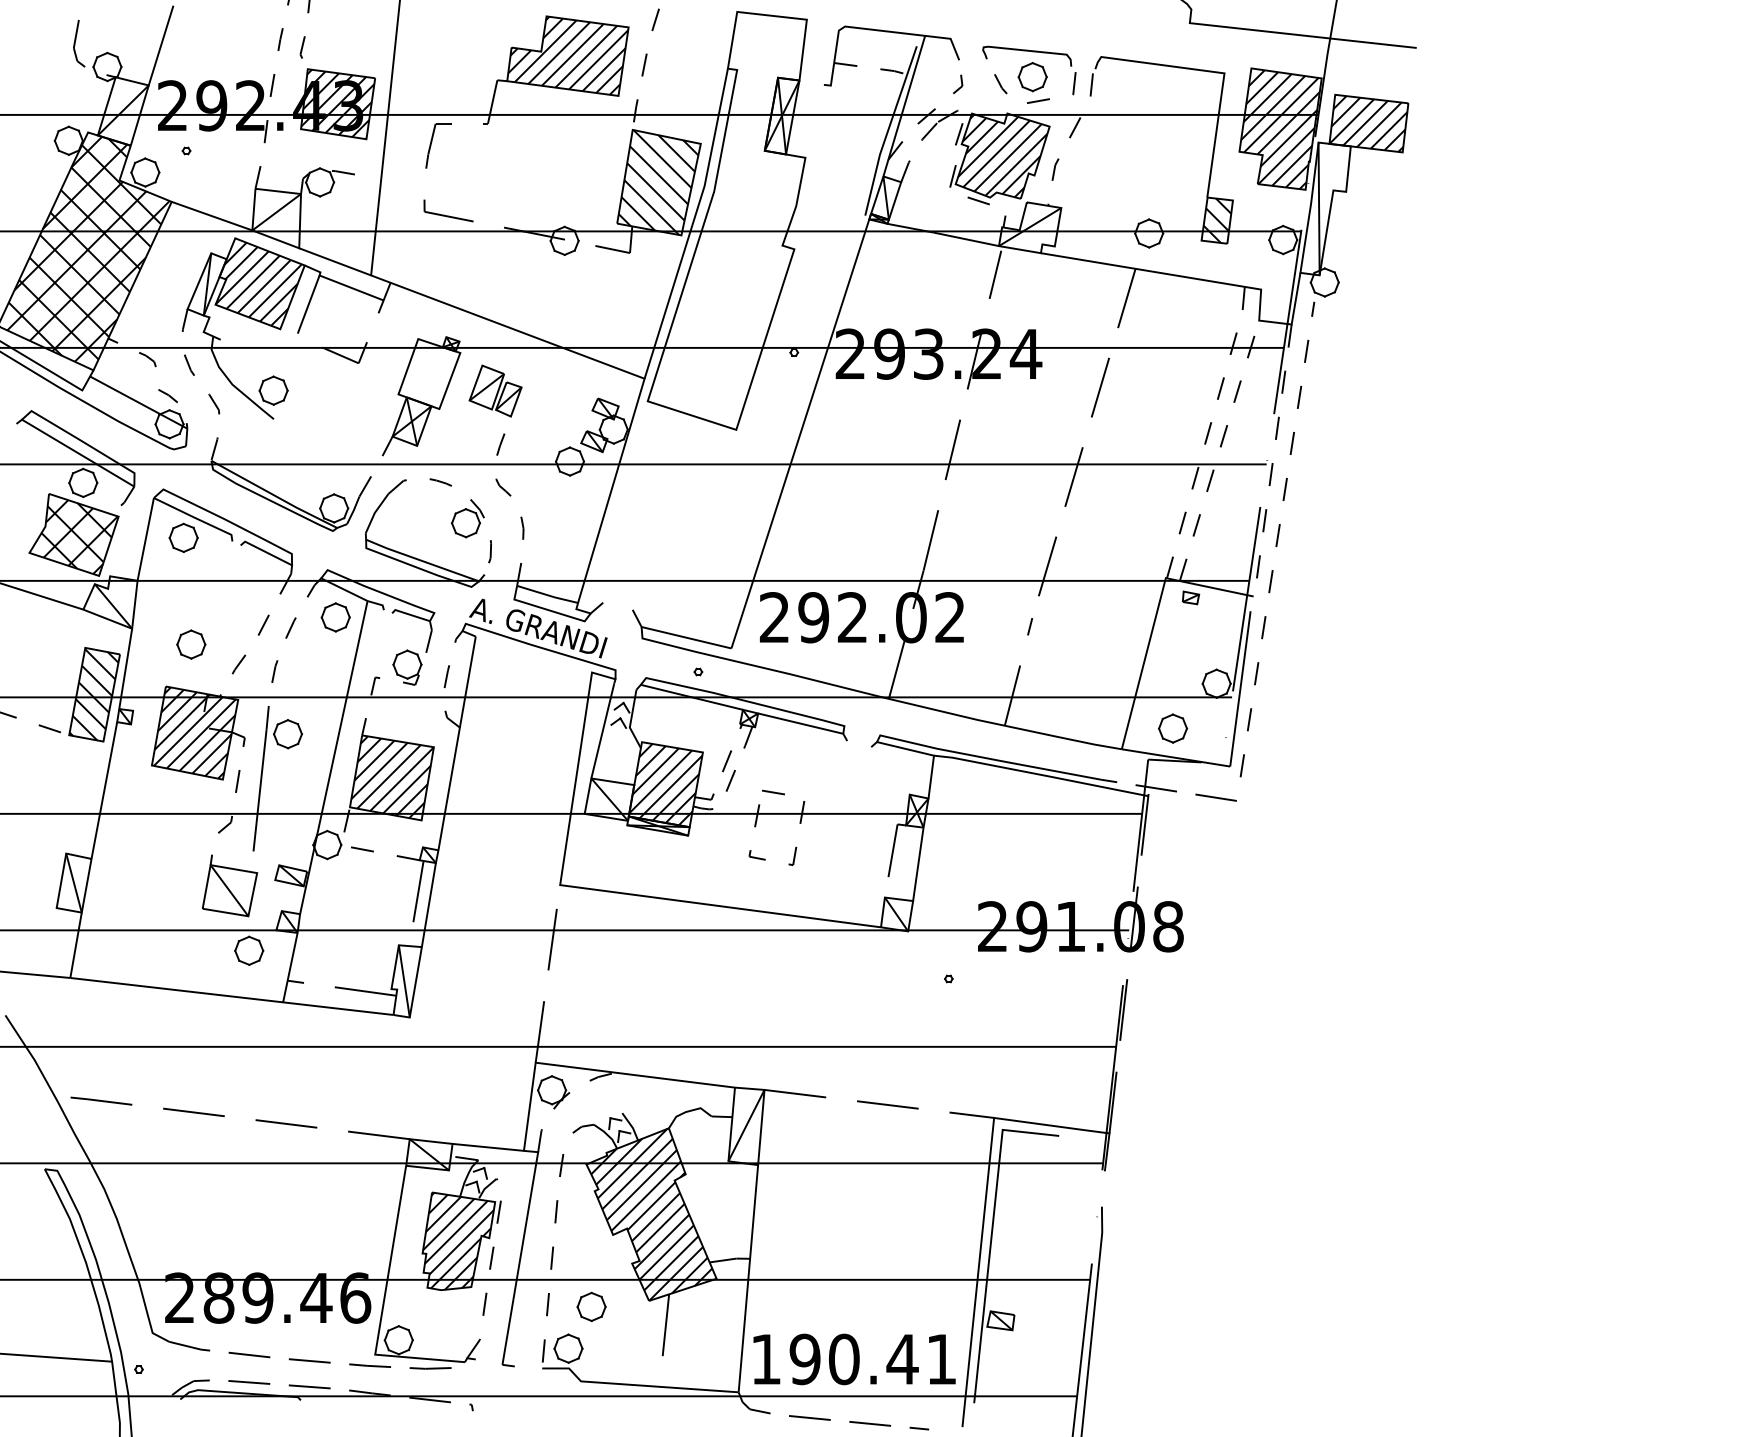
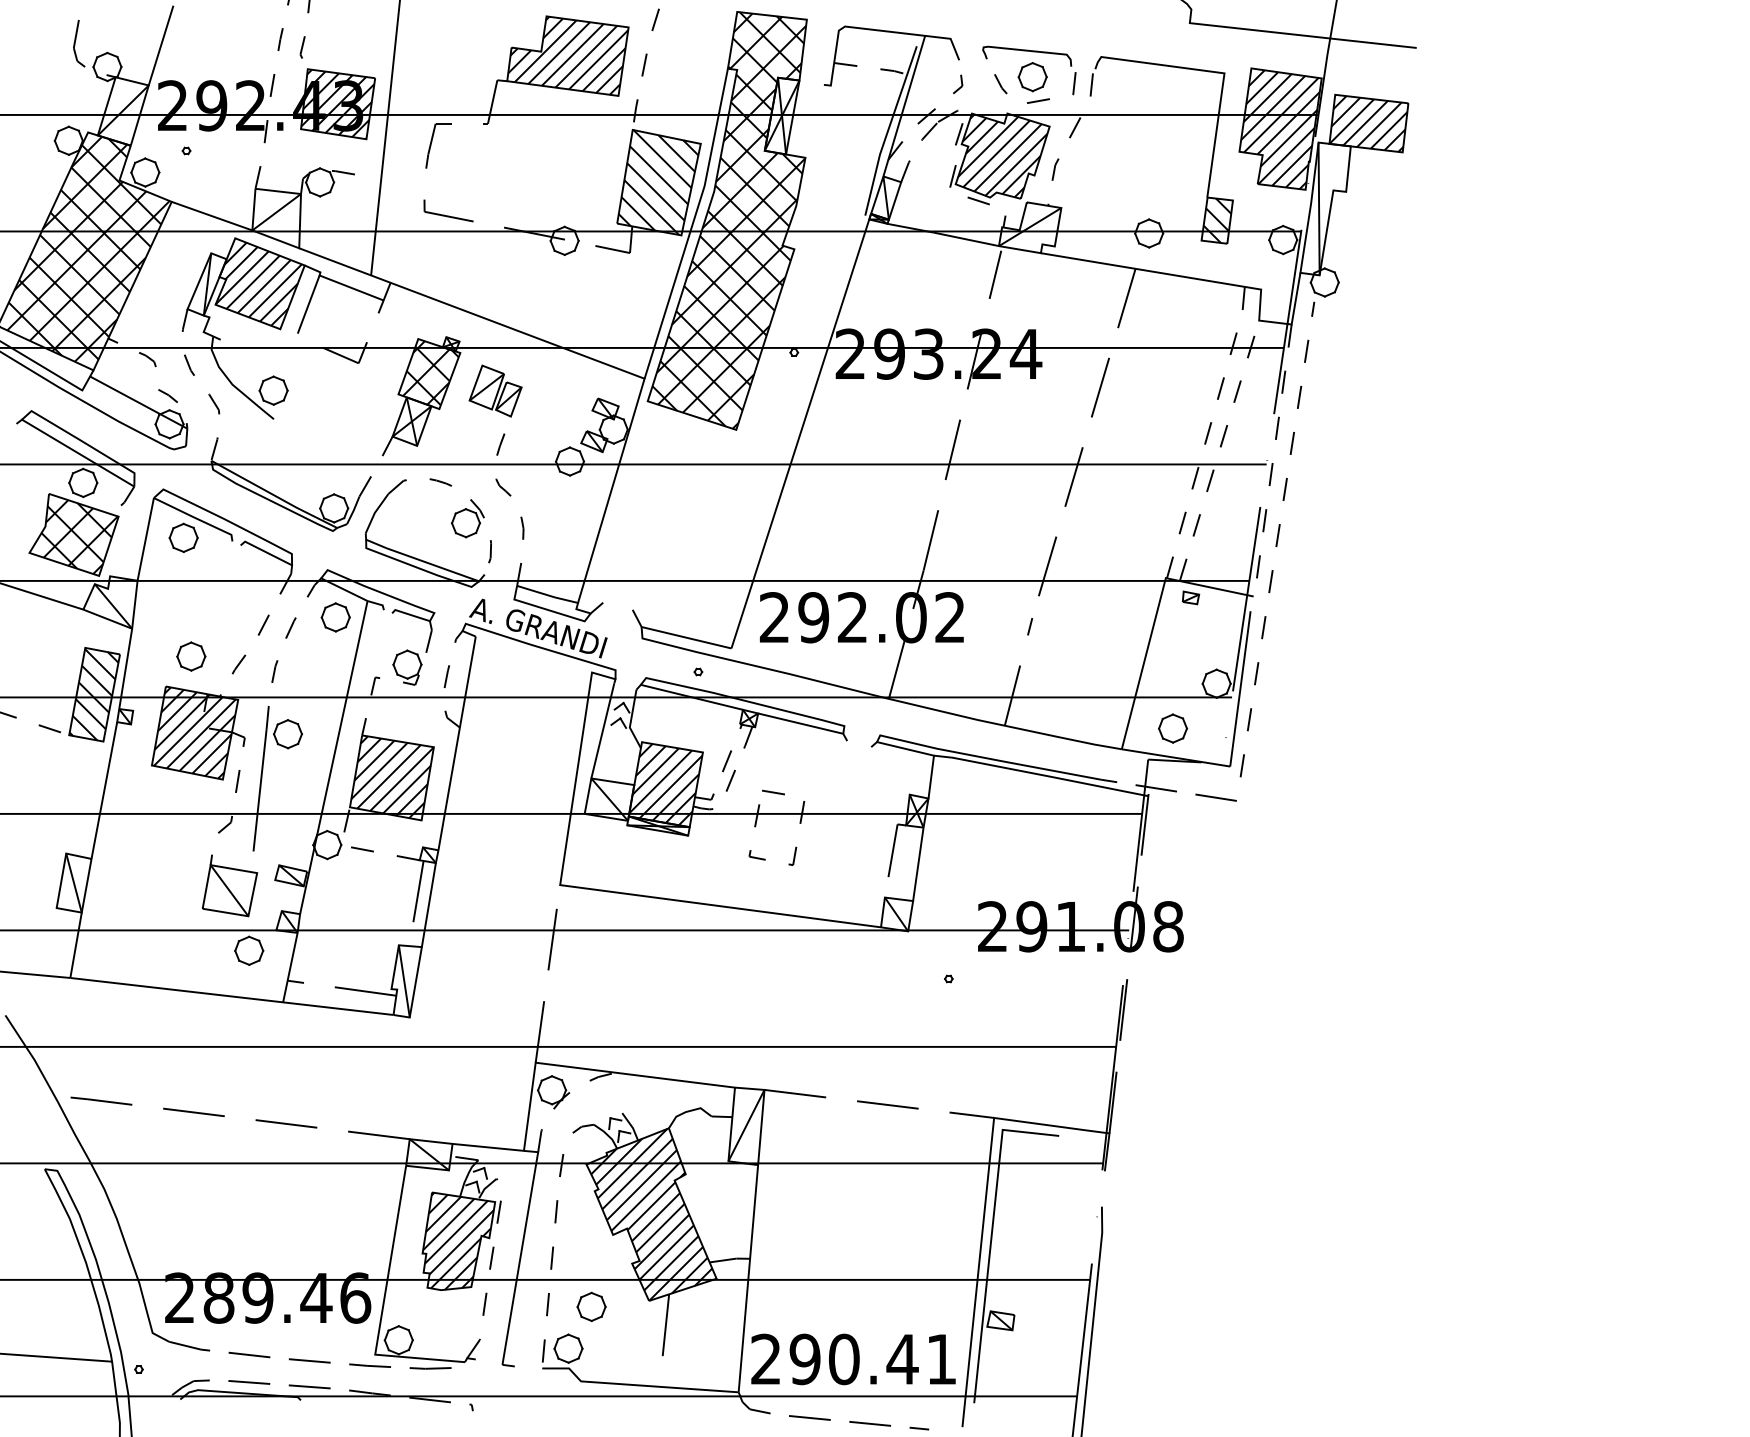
hatch: none -> present (729, 220)
hatch: none -> present (430, 373)
part position: (191, 644) -> (191, 656) (191, 656)
text: 190.41 -> 290.41 (765, 1358)
